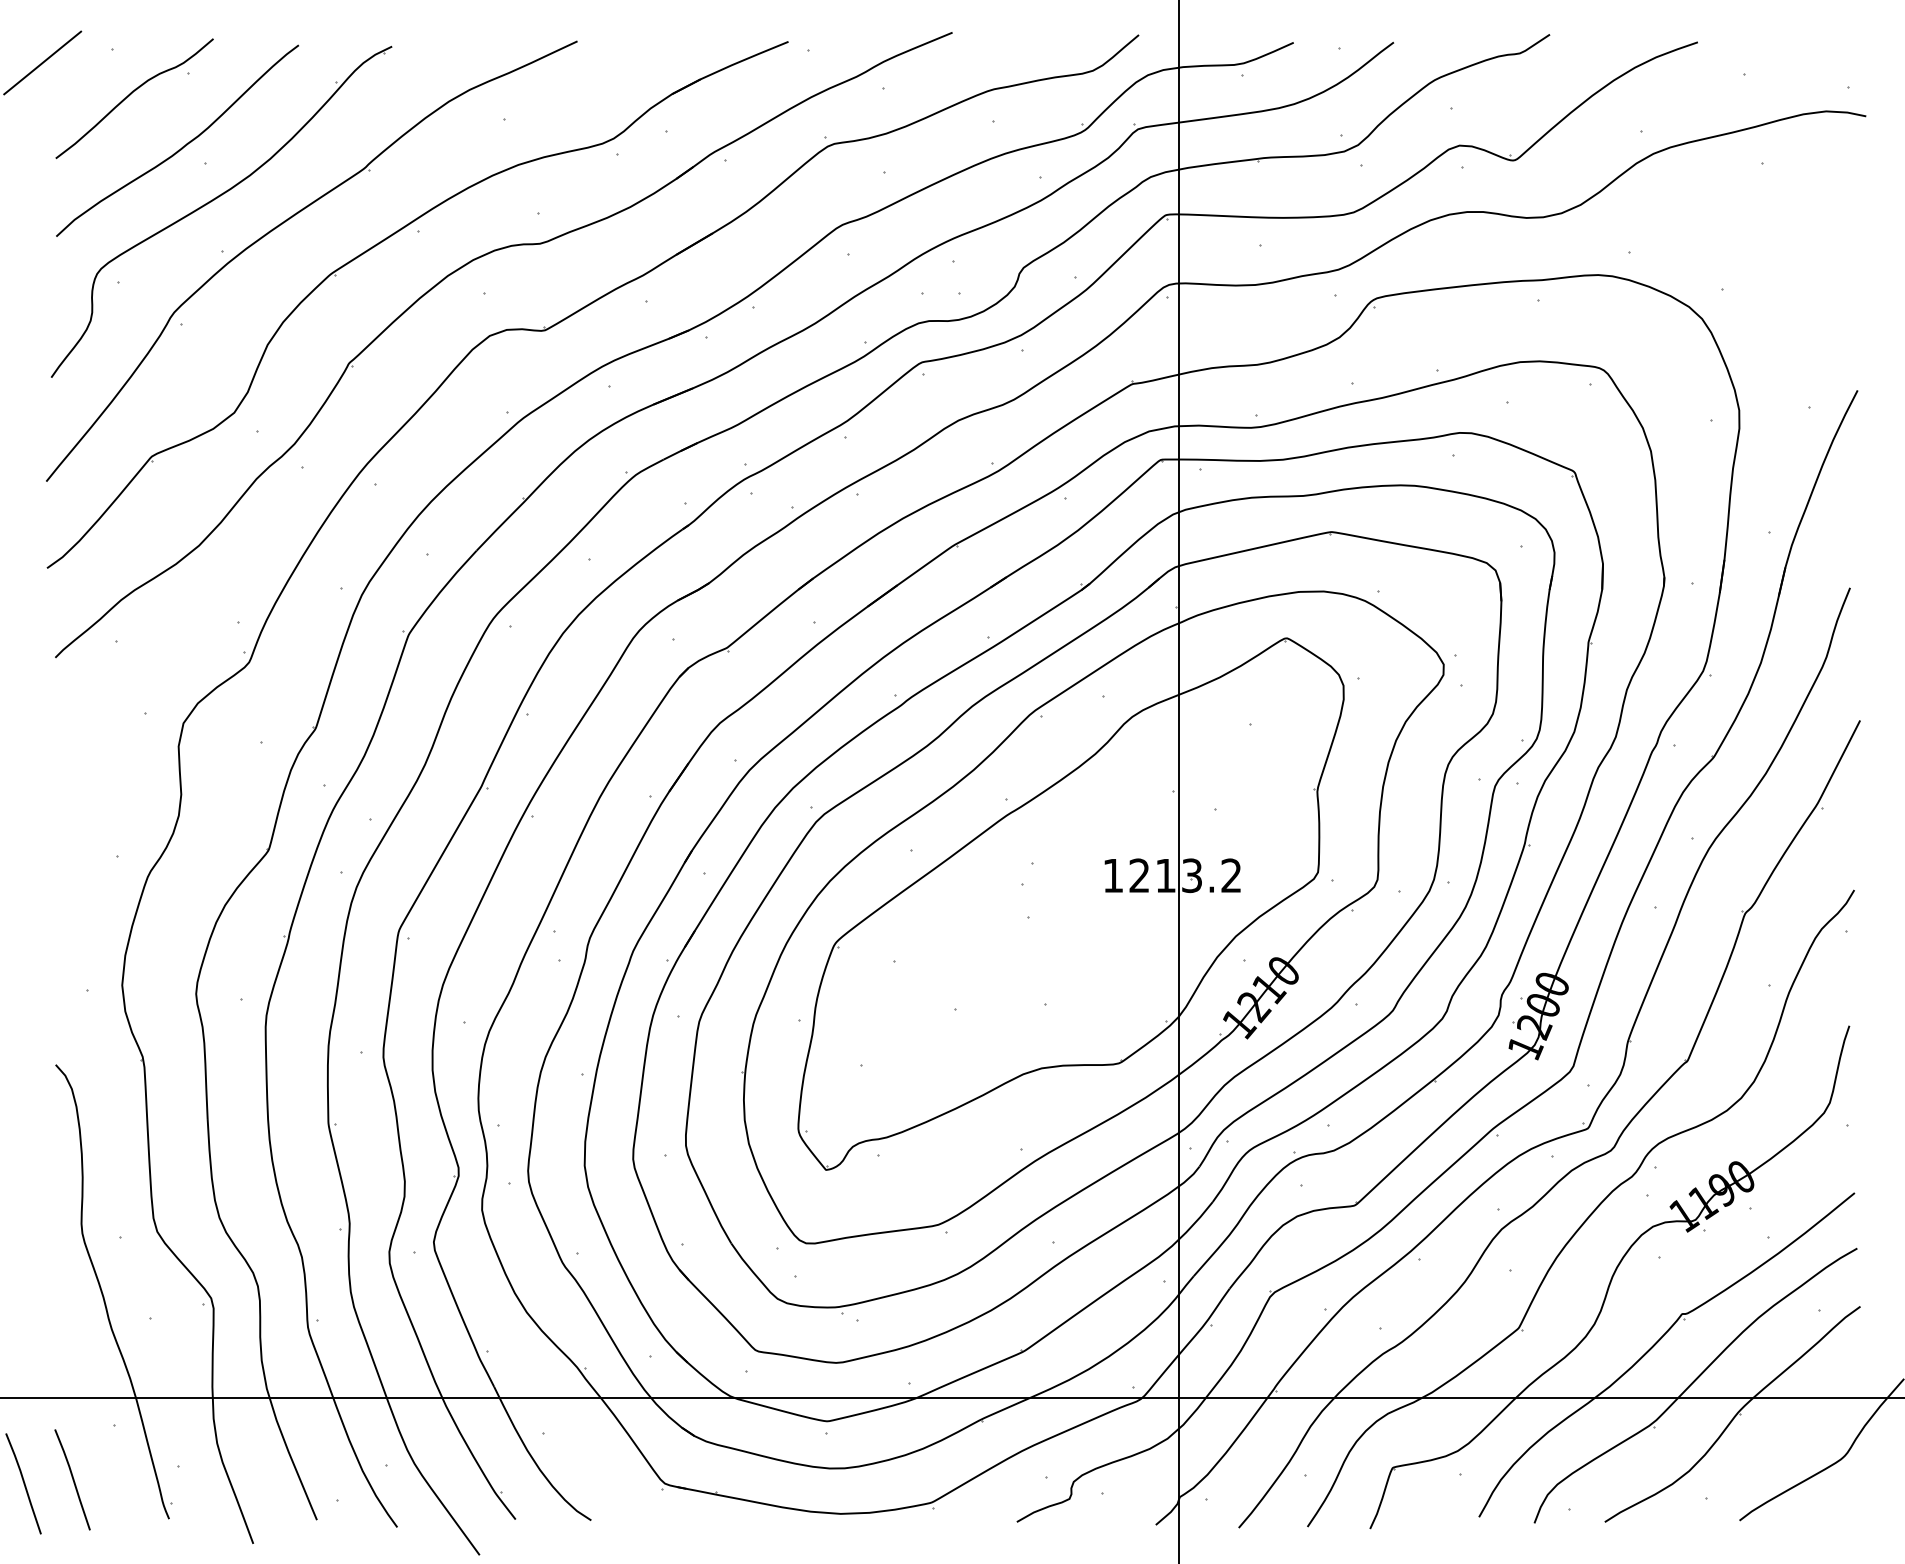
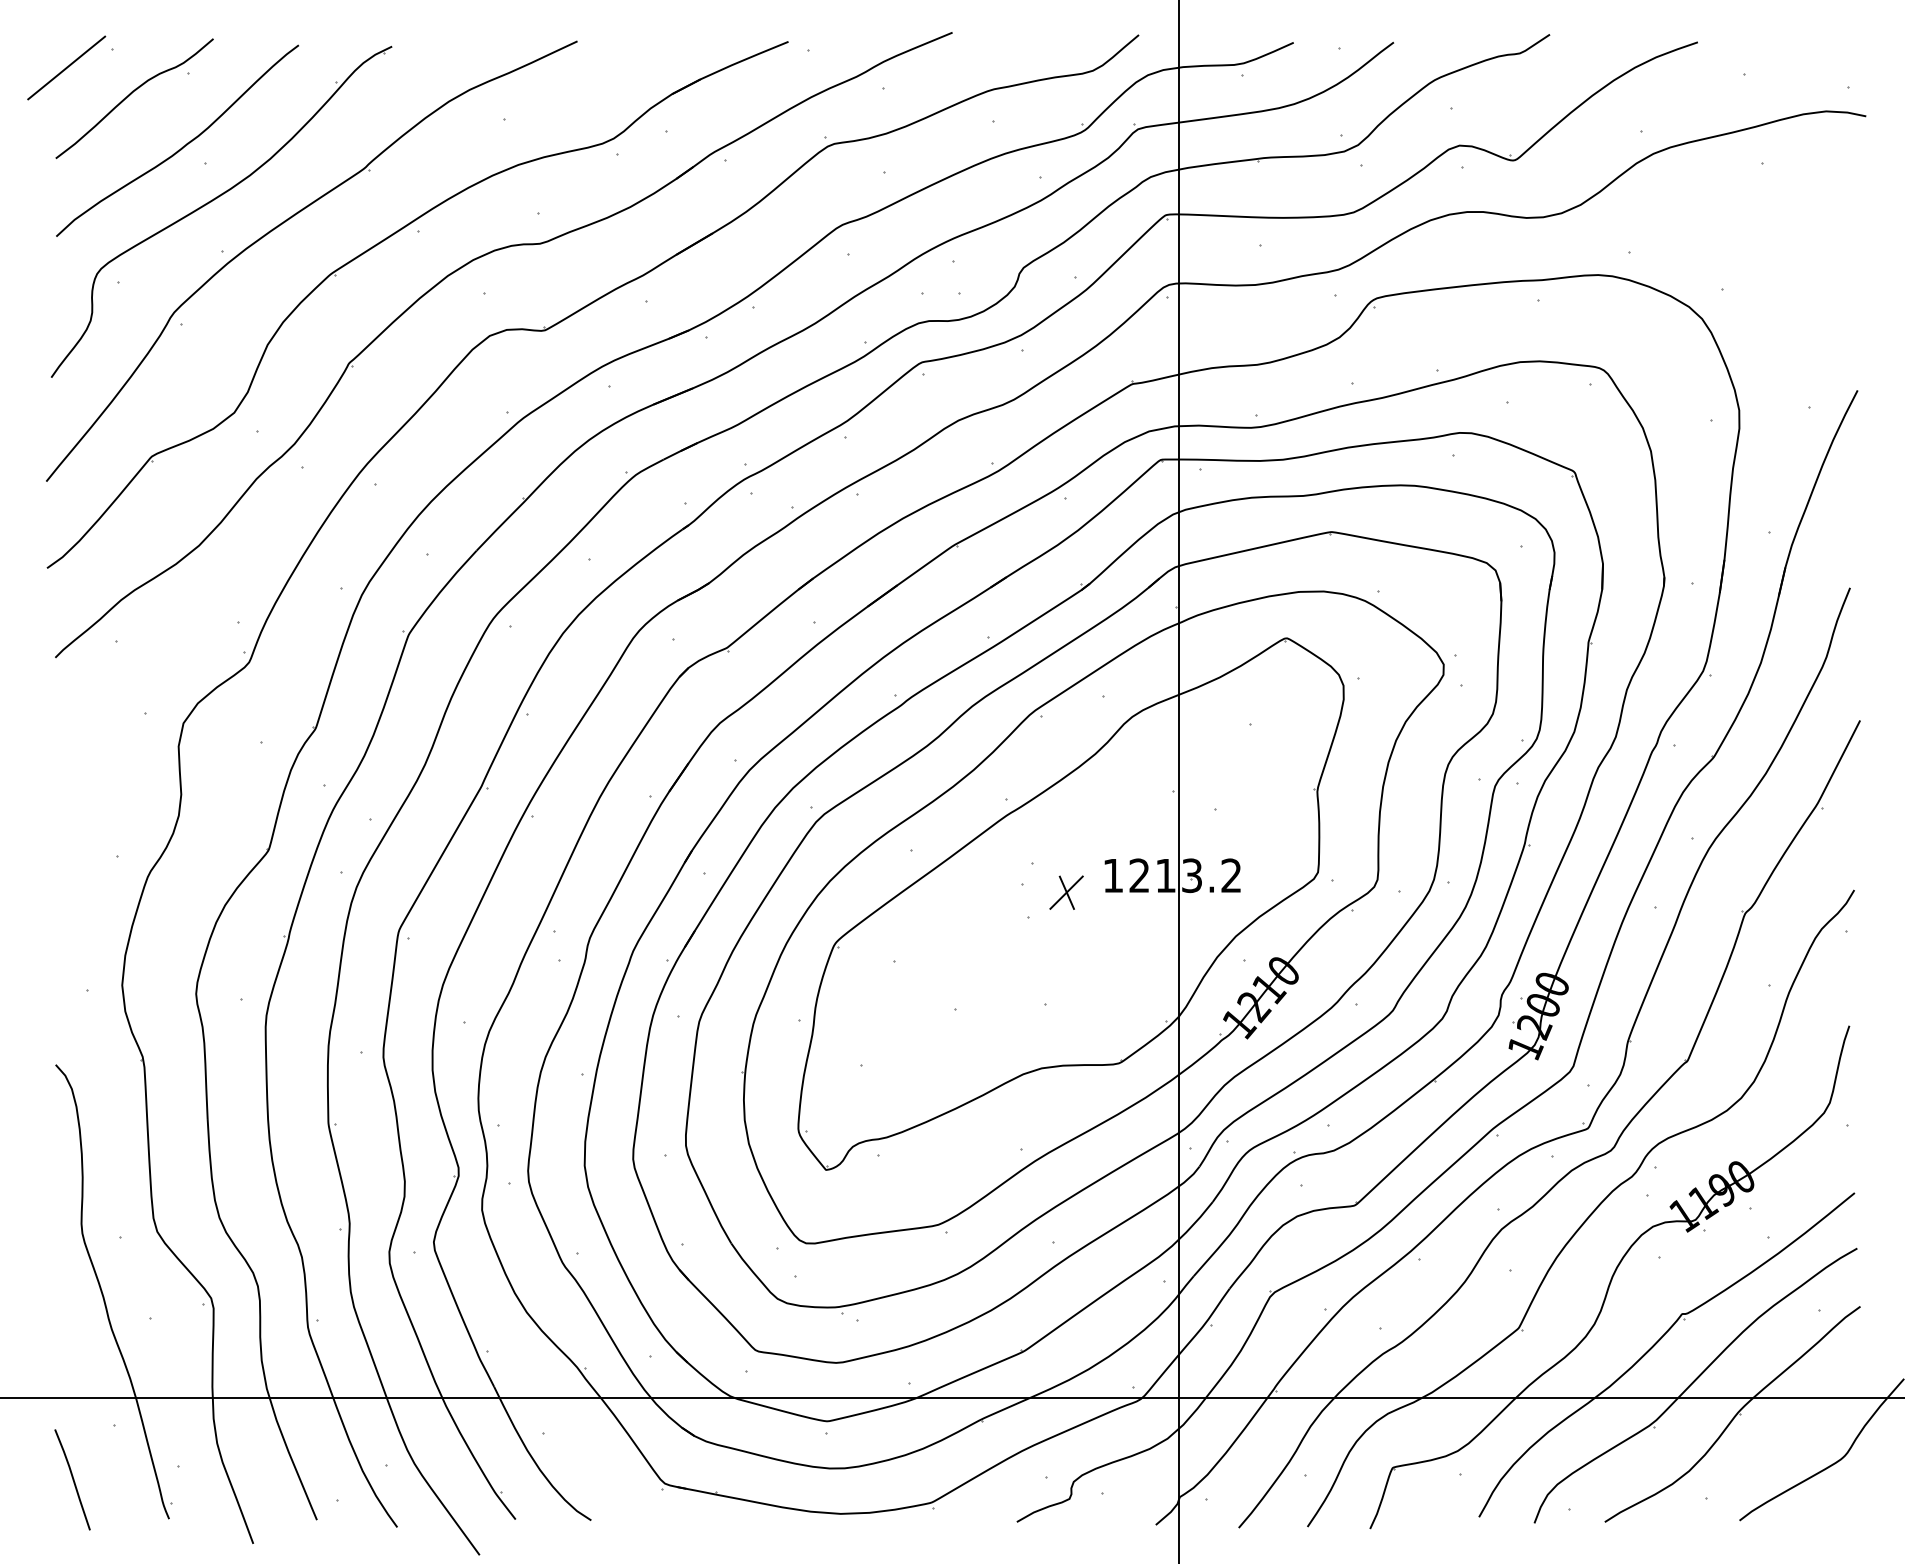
line position: (42, 62) -> (66, 67) (66, 67)
part: none -> present (1066, 892)
line: present -> none (23, 1483)
